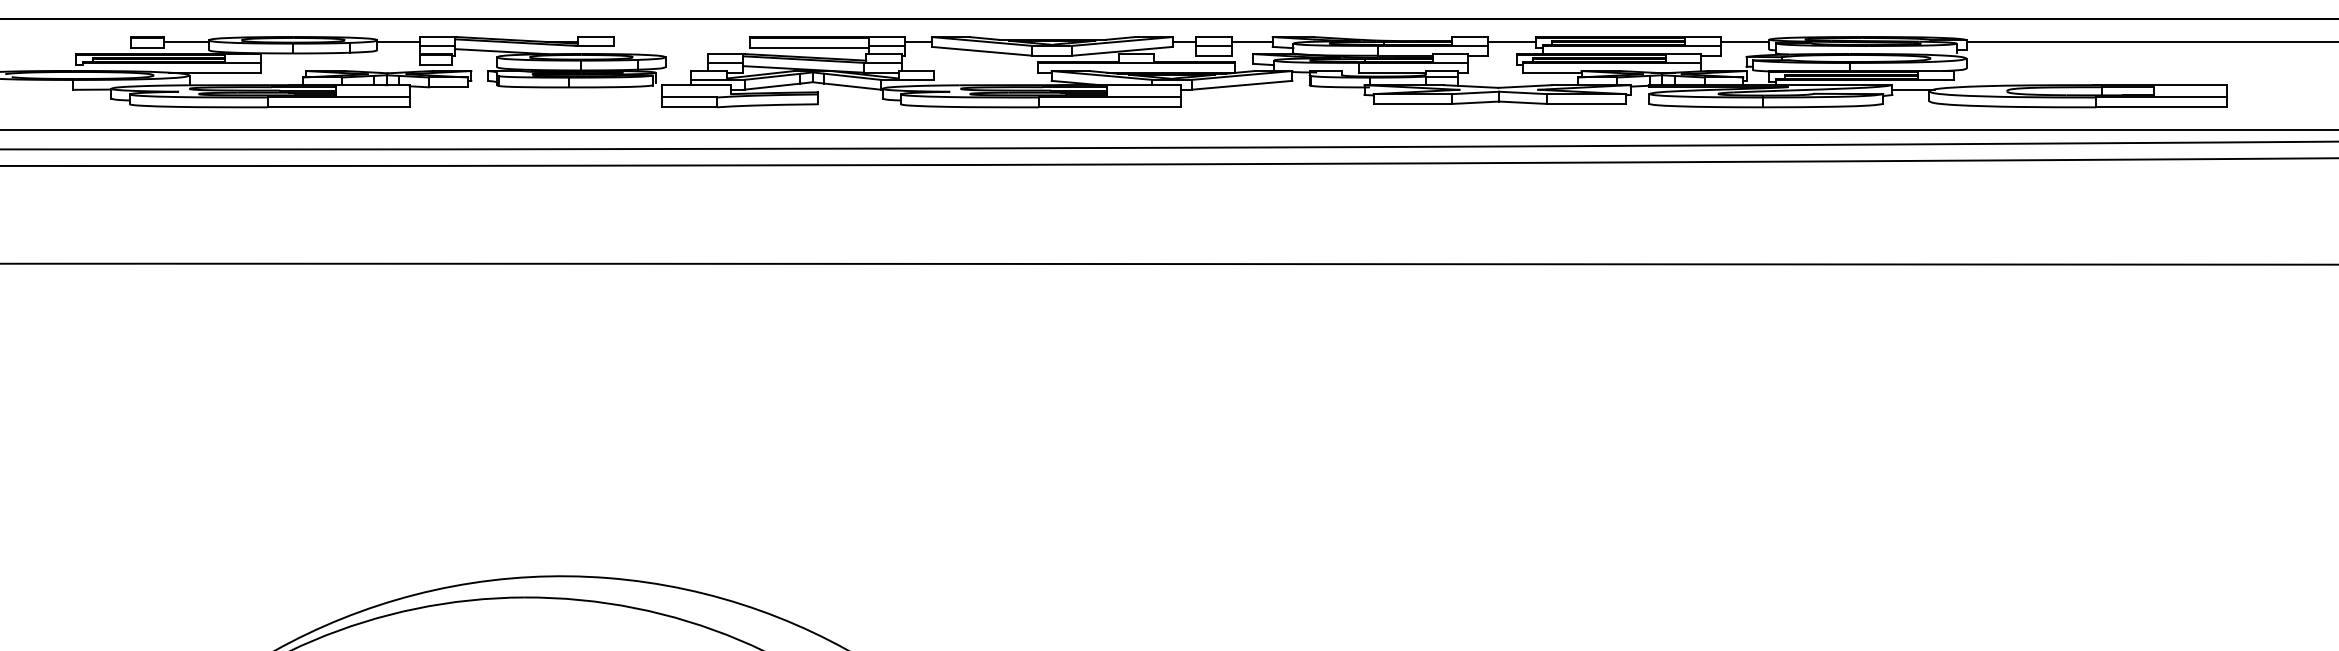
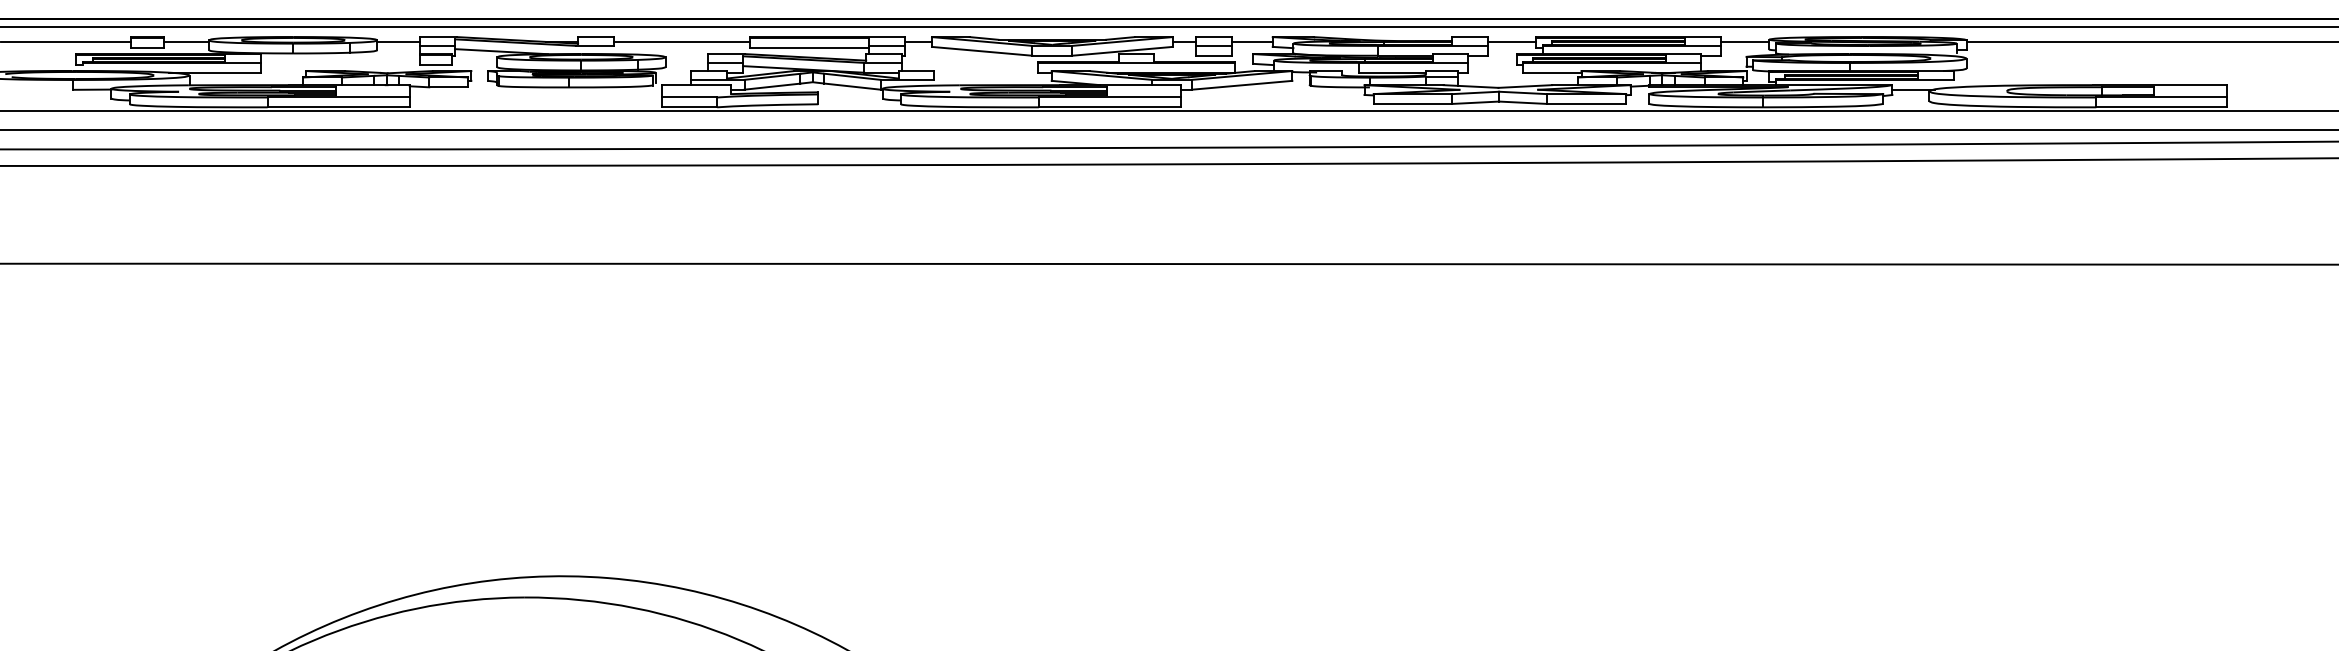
line: none -> present (1168, 27)
line: none -> present (66, 41)
line: none -> present (681, 41)
line: none -> present (1168, 110)
